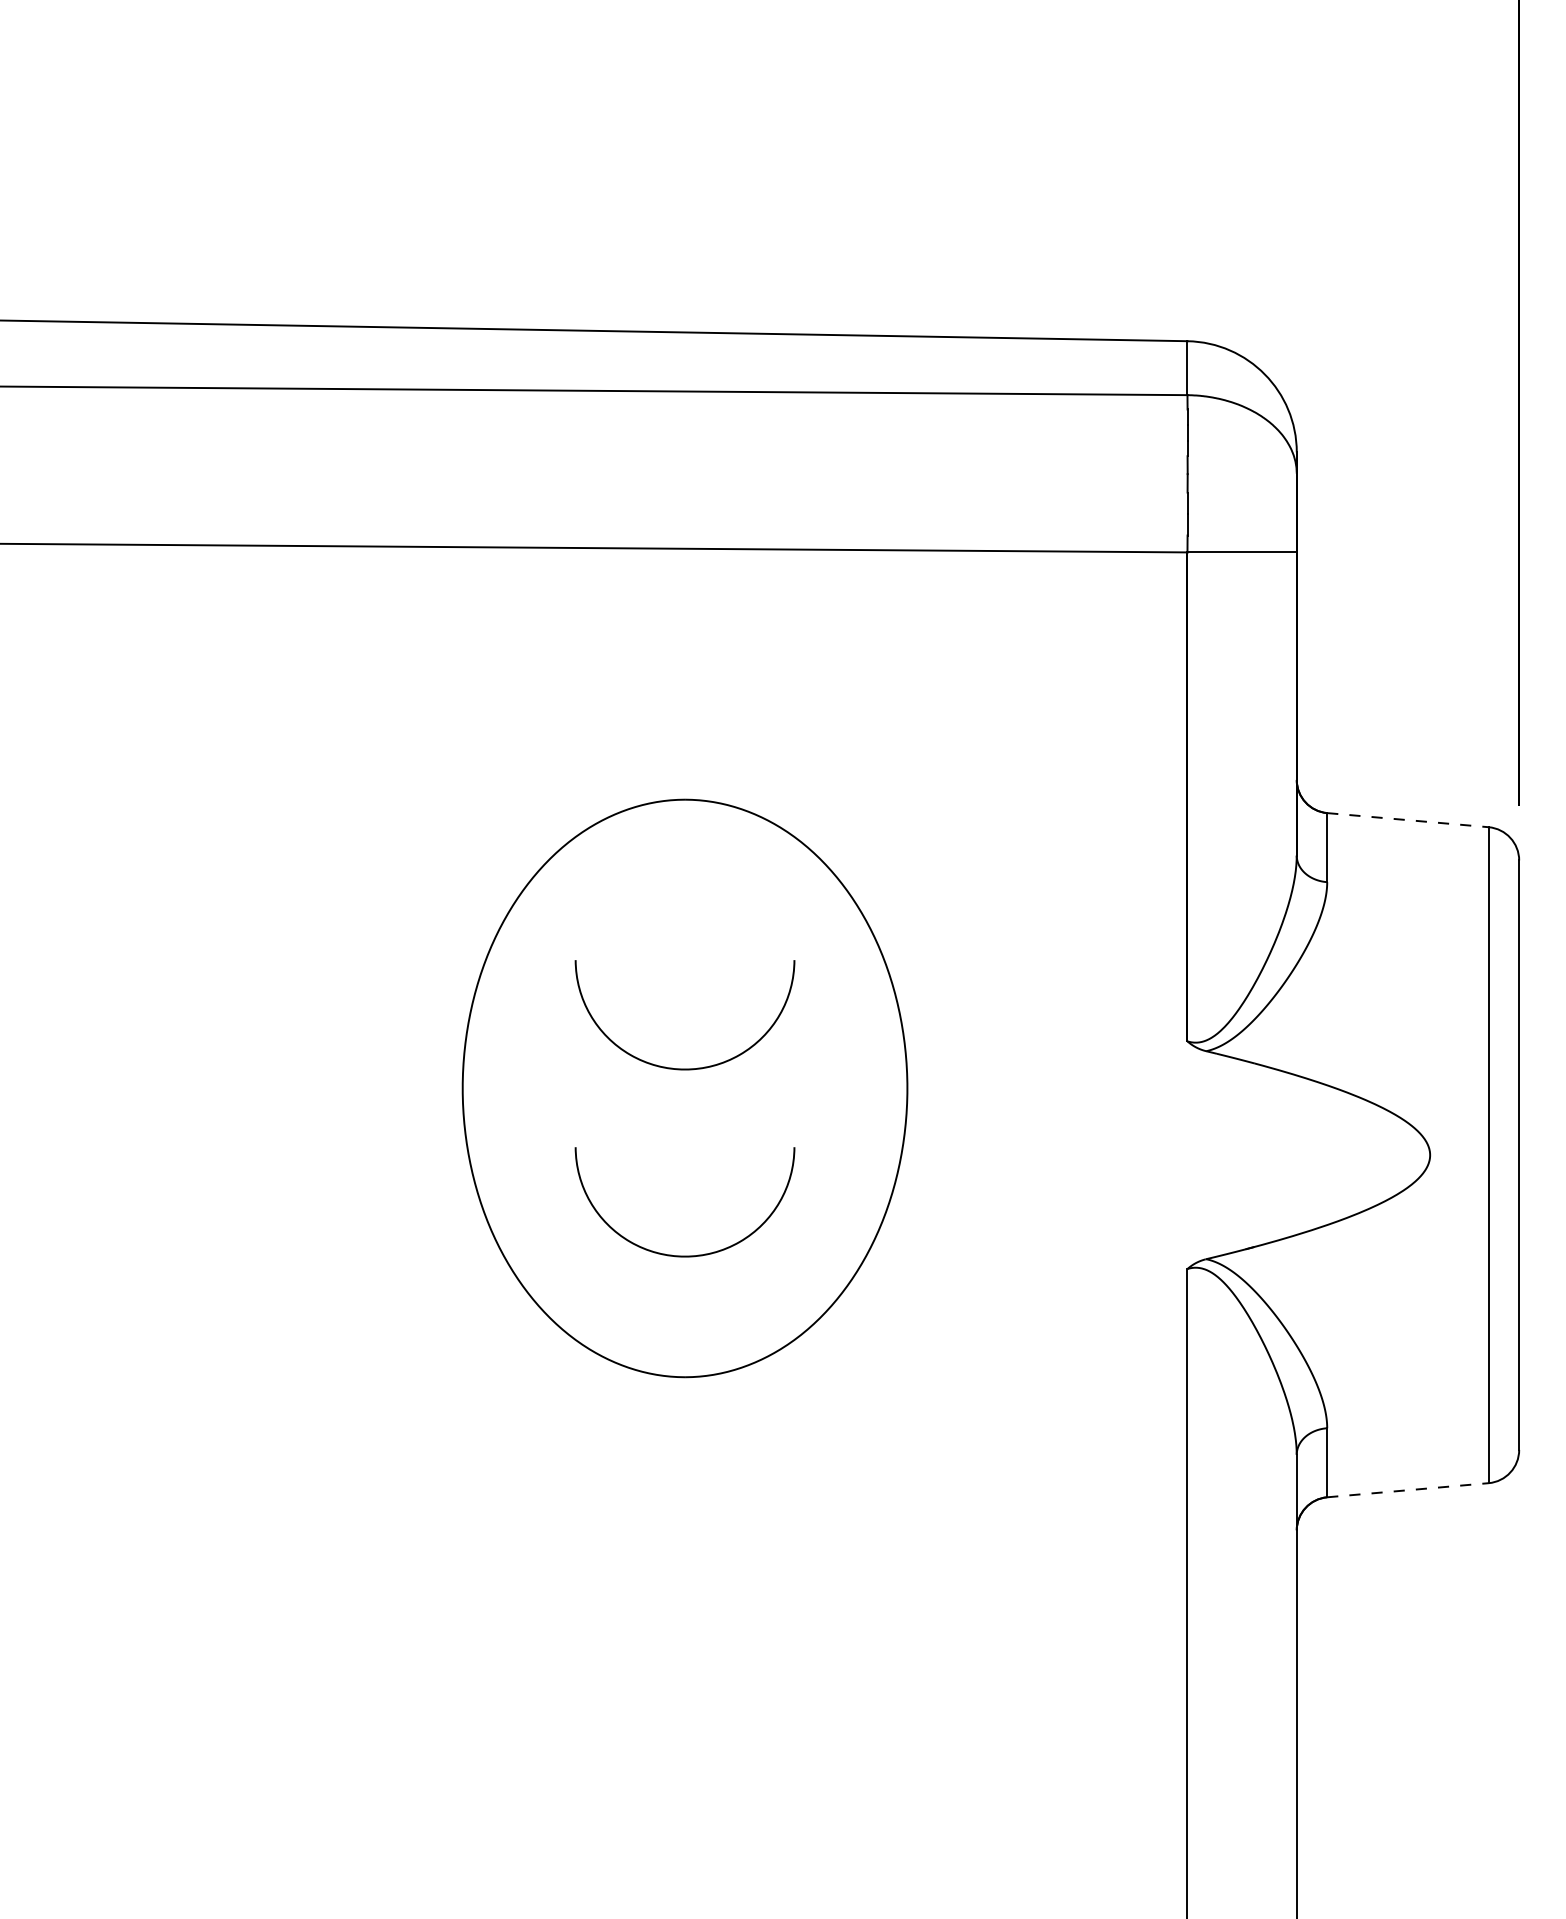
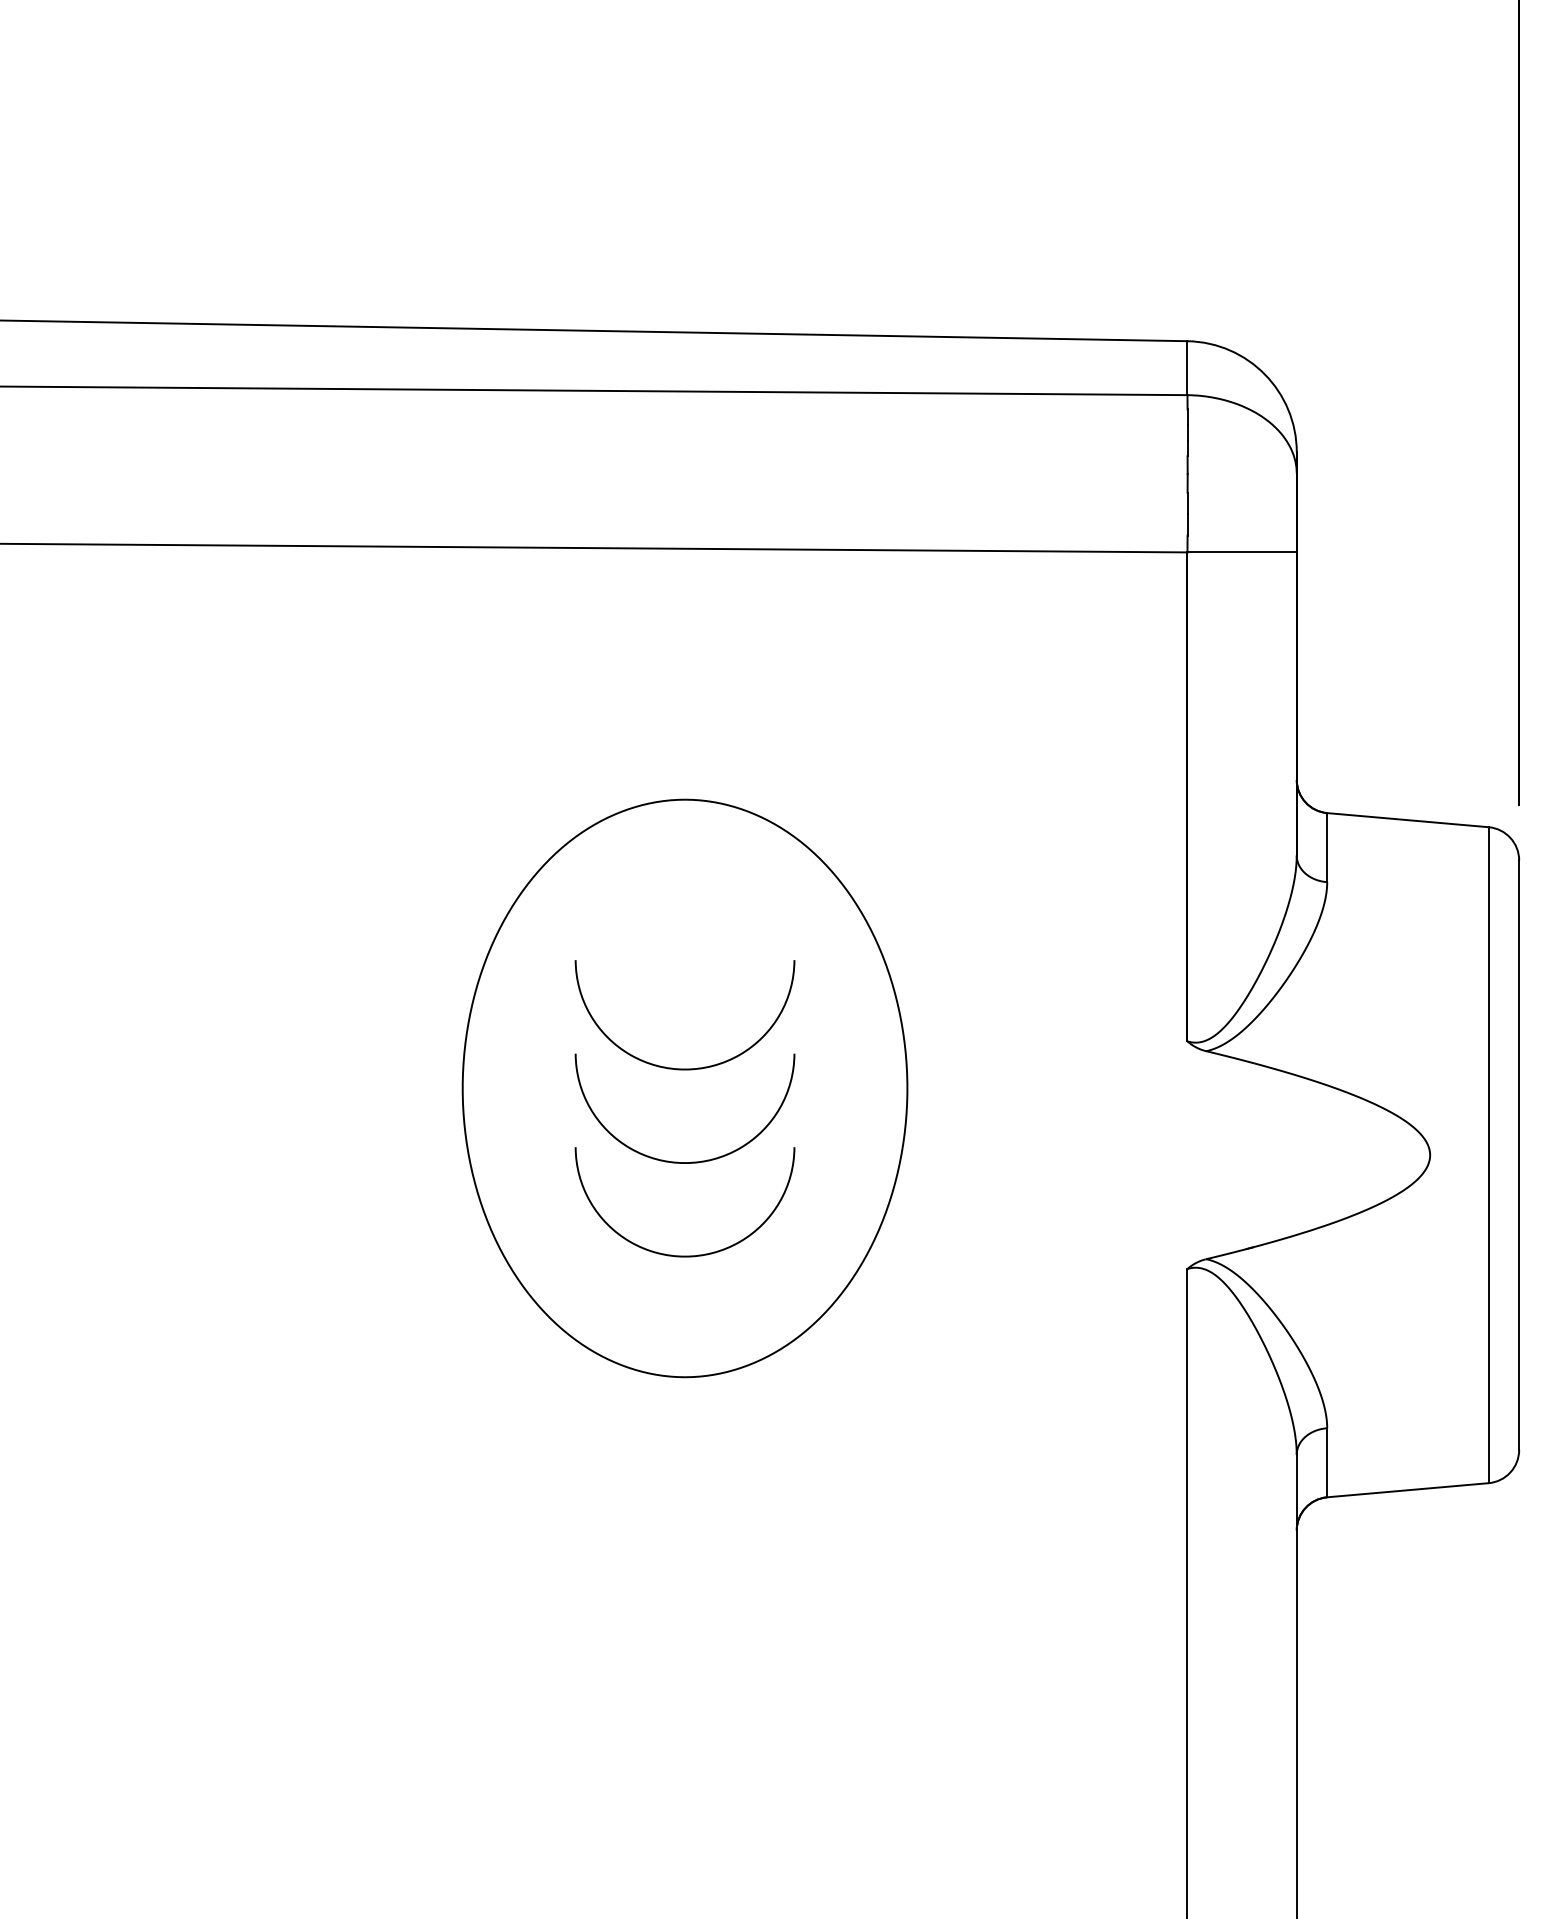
line: dashed -> solid (1408, 820)
curve: none -> present (677, 1161)
line: dashed -> solid (1408, 1490)
